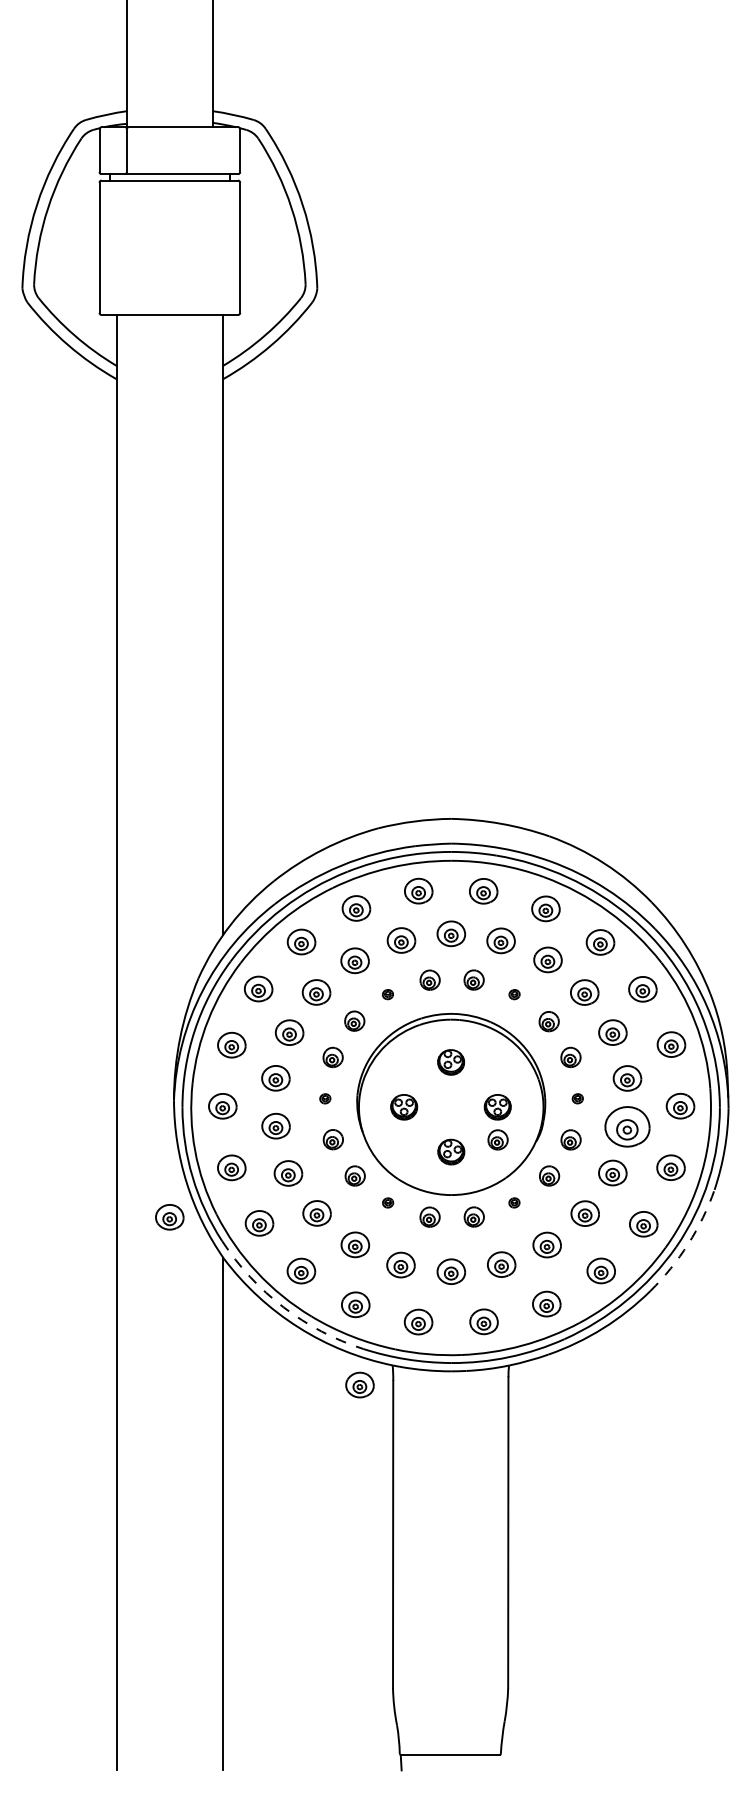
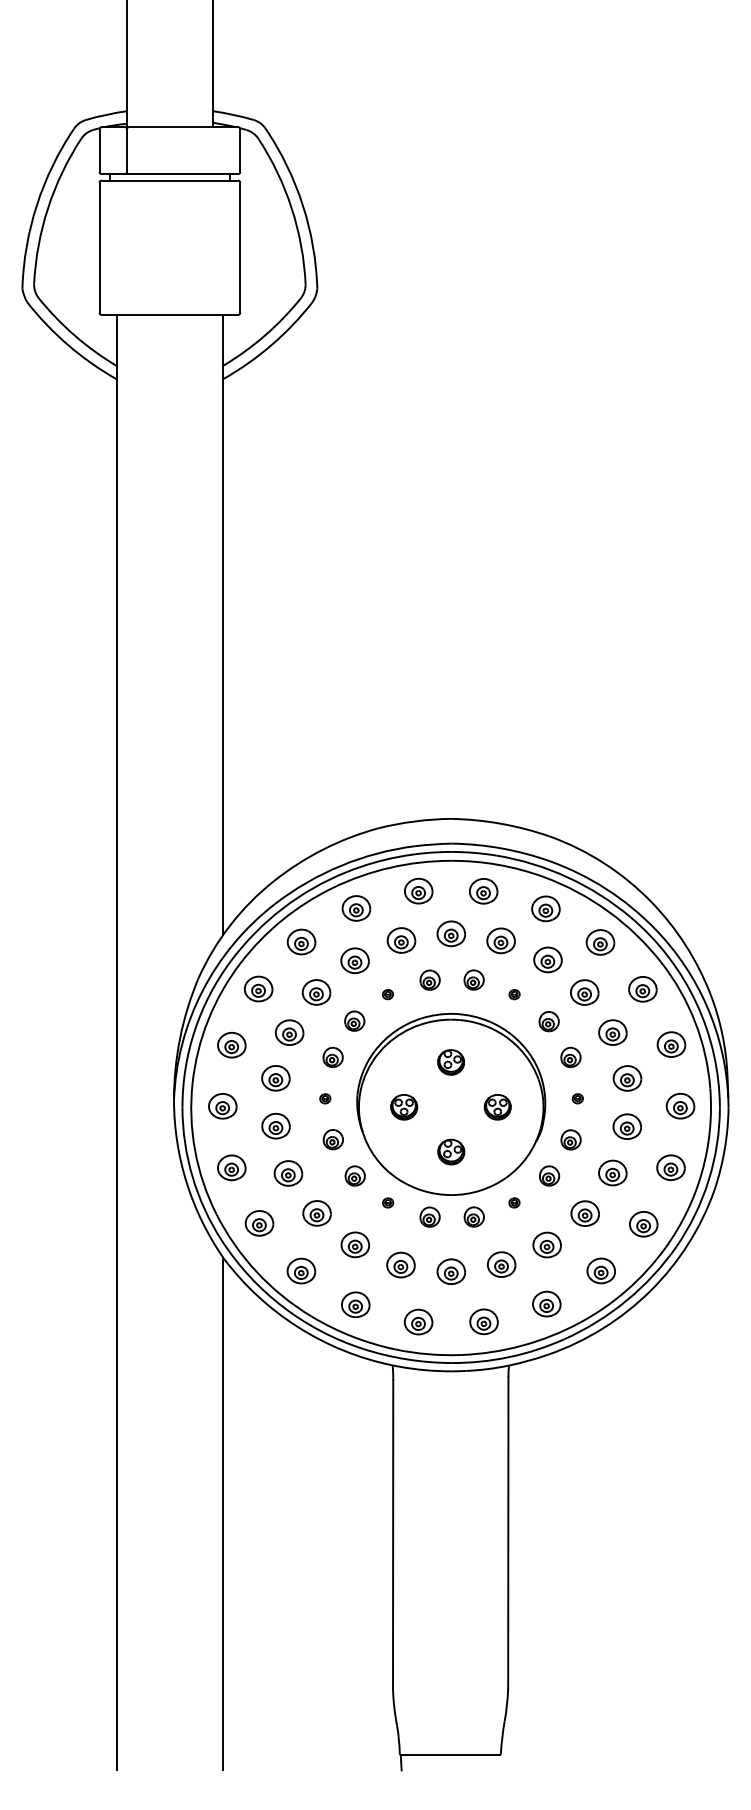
part size: 47x42 px -> 30x27 px (626, 1126)
part: present -> none (497, 1139)
part: present -> none (169, 1217)
arc: dashed -> solid (688, 1244)
arc: dashed -> solid (283, 1307)
part: present -> none (359, 1384)
